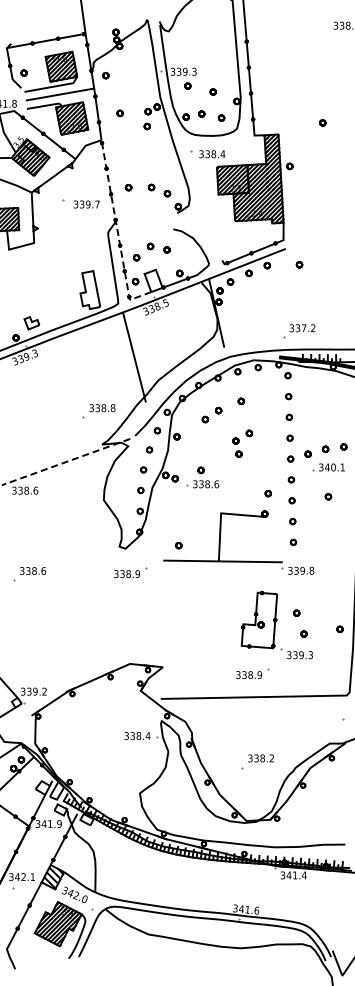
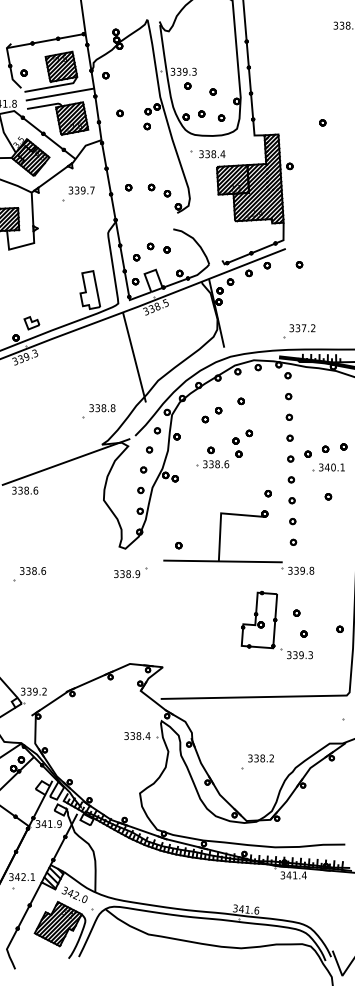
text position: (86, 204) -> (81, 190) (81, 190)
line: dashed -> solid (117, 231)
line: dashed -> solid (65, 462)
part position: (202, 477) -> (212, 457) (212, 457)
part: present -> none (252, 673)
